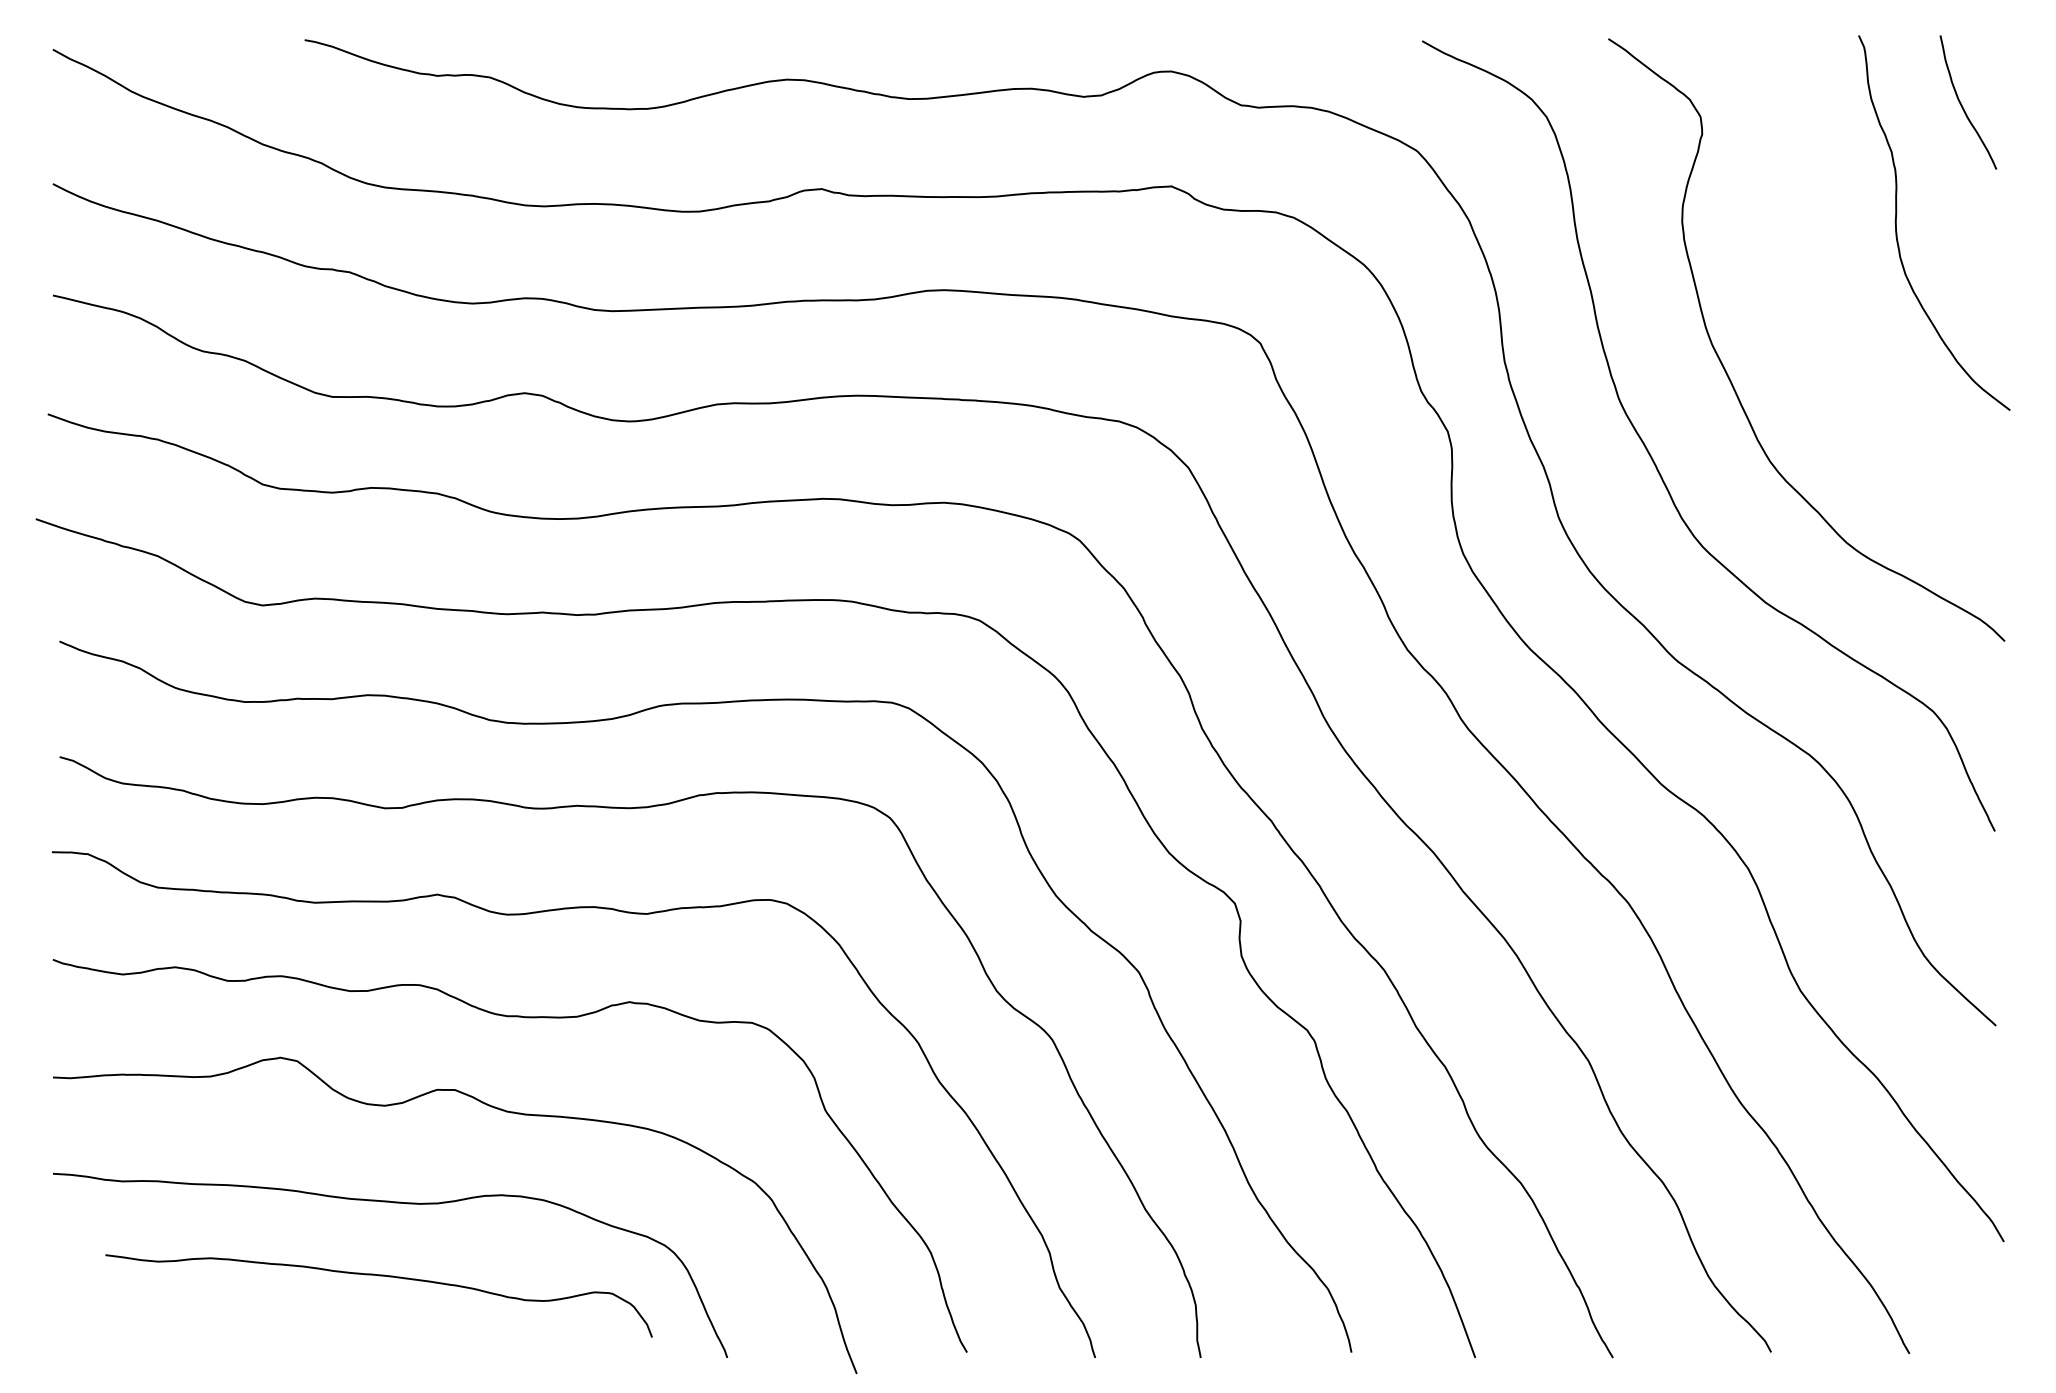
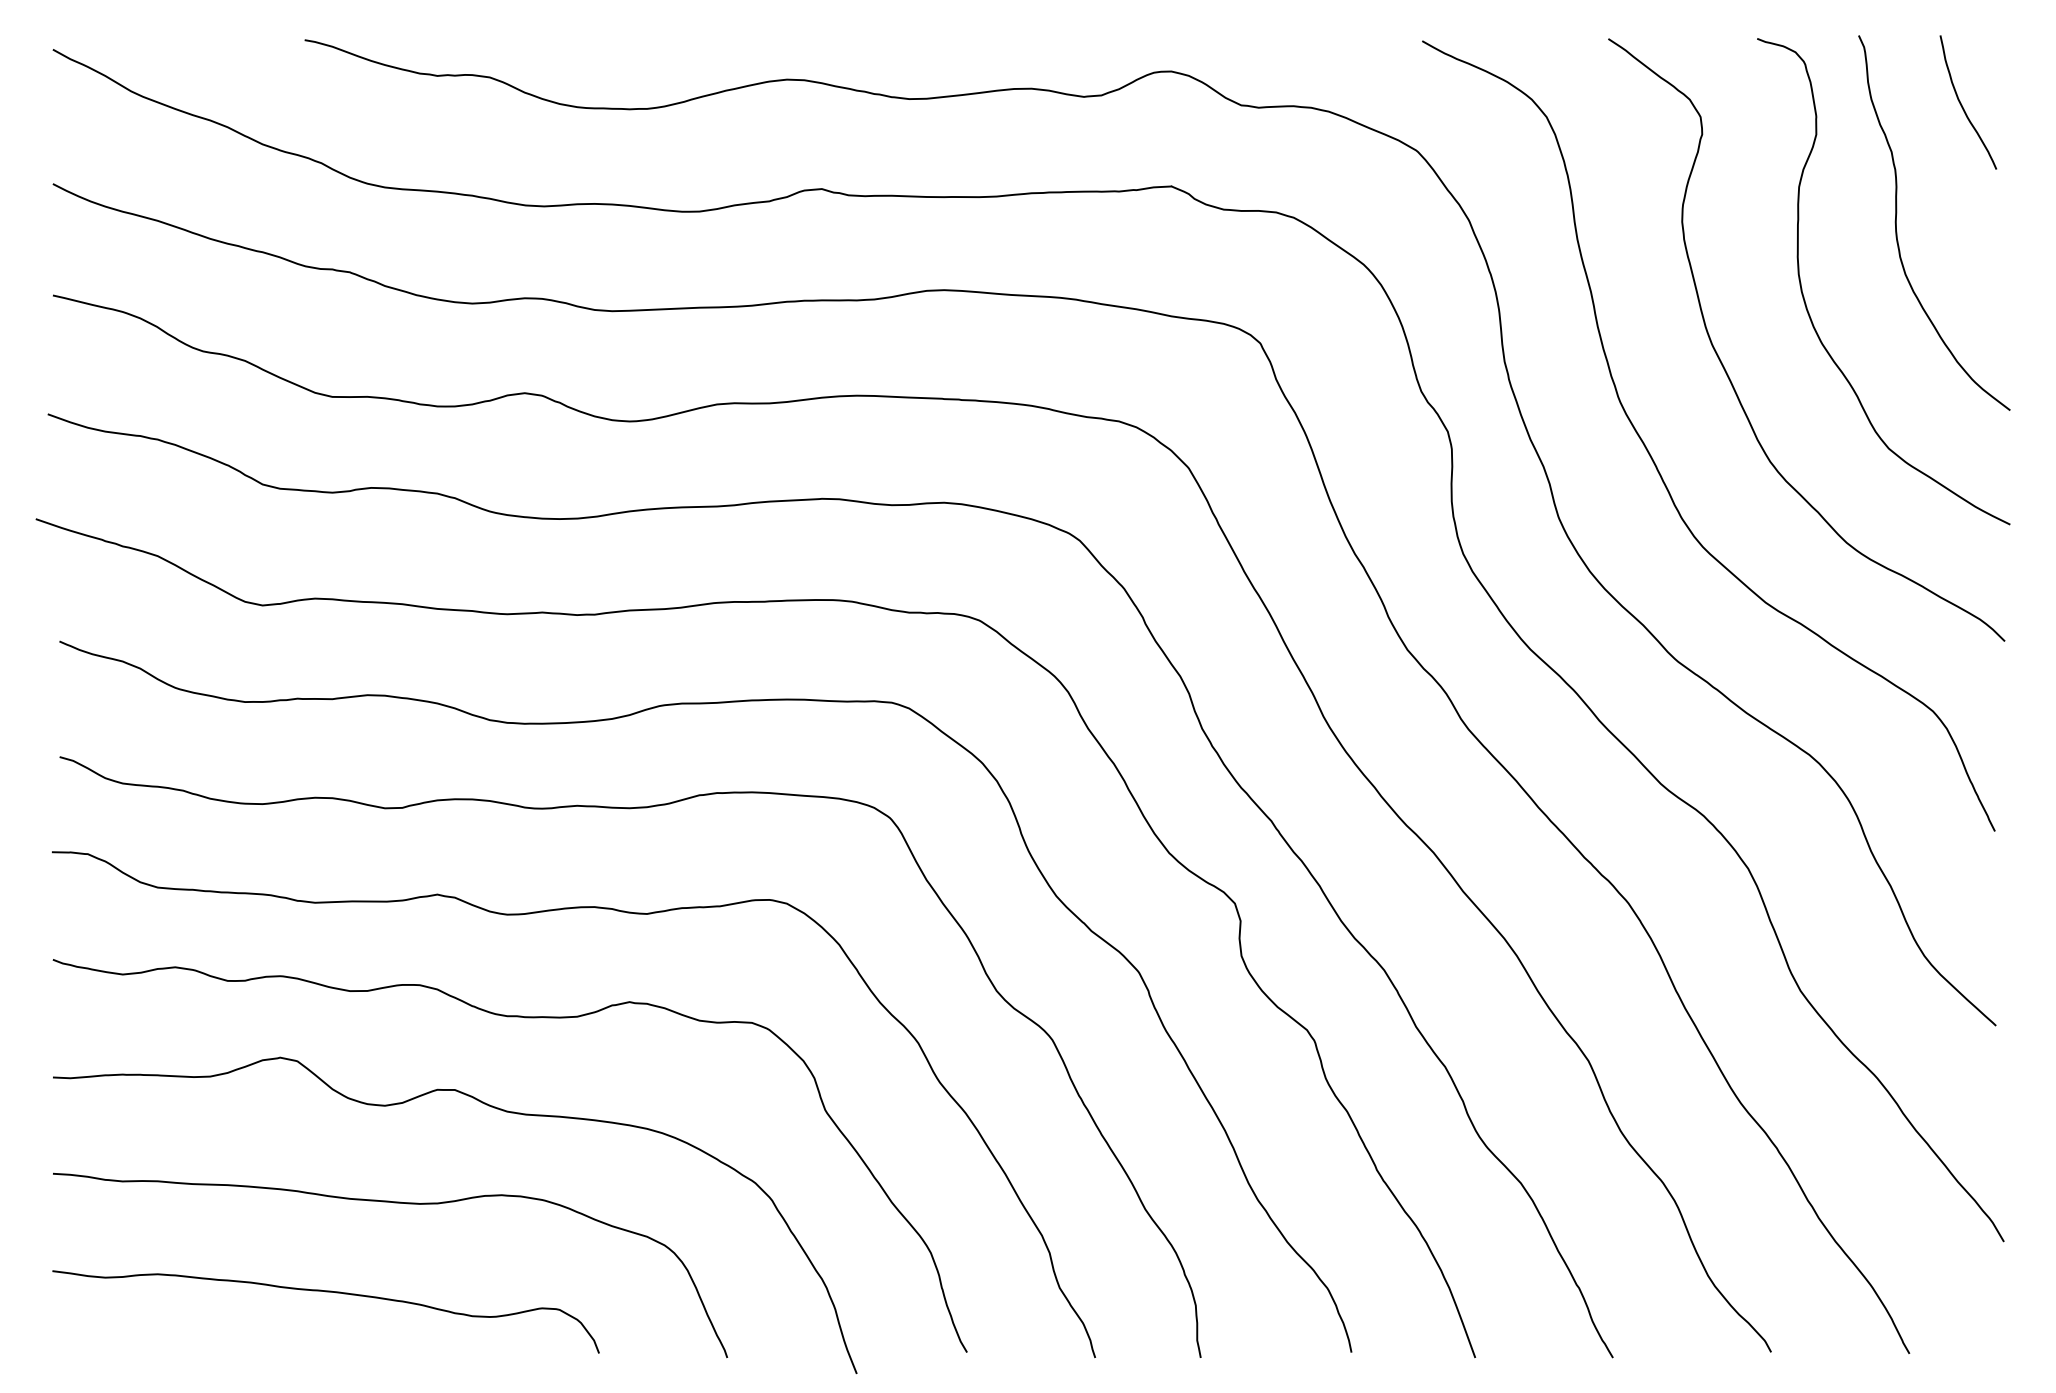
curve: none -> present (1806, 303)
curve position: (378, 1276) -> (325, 1292) (325, 1292)
